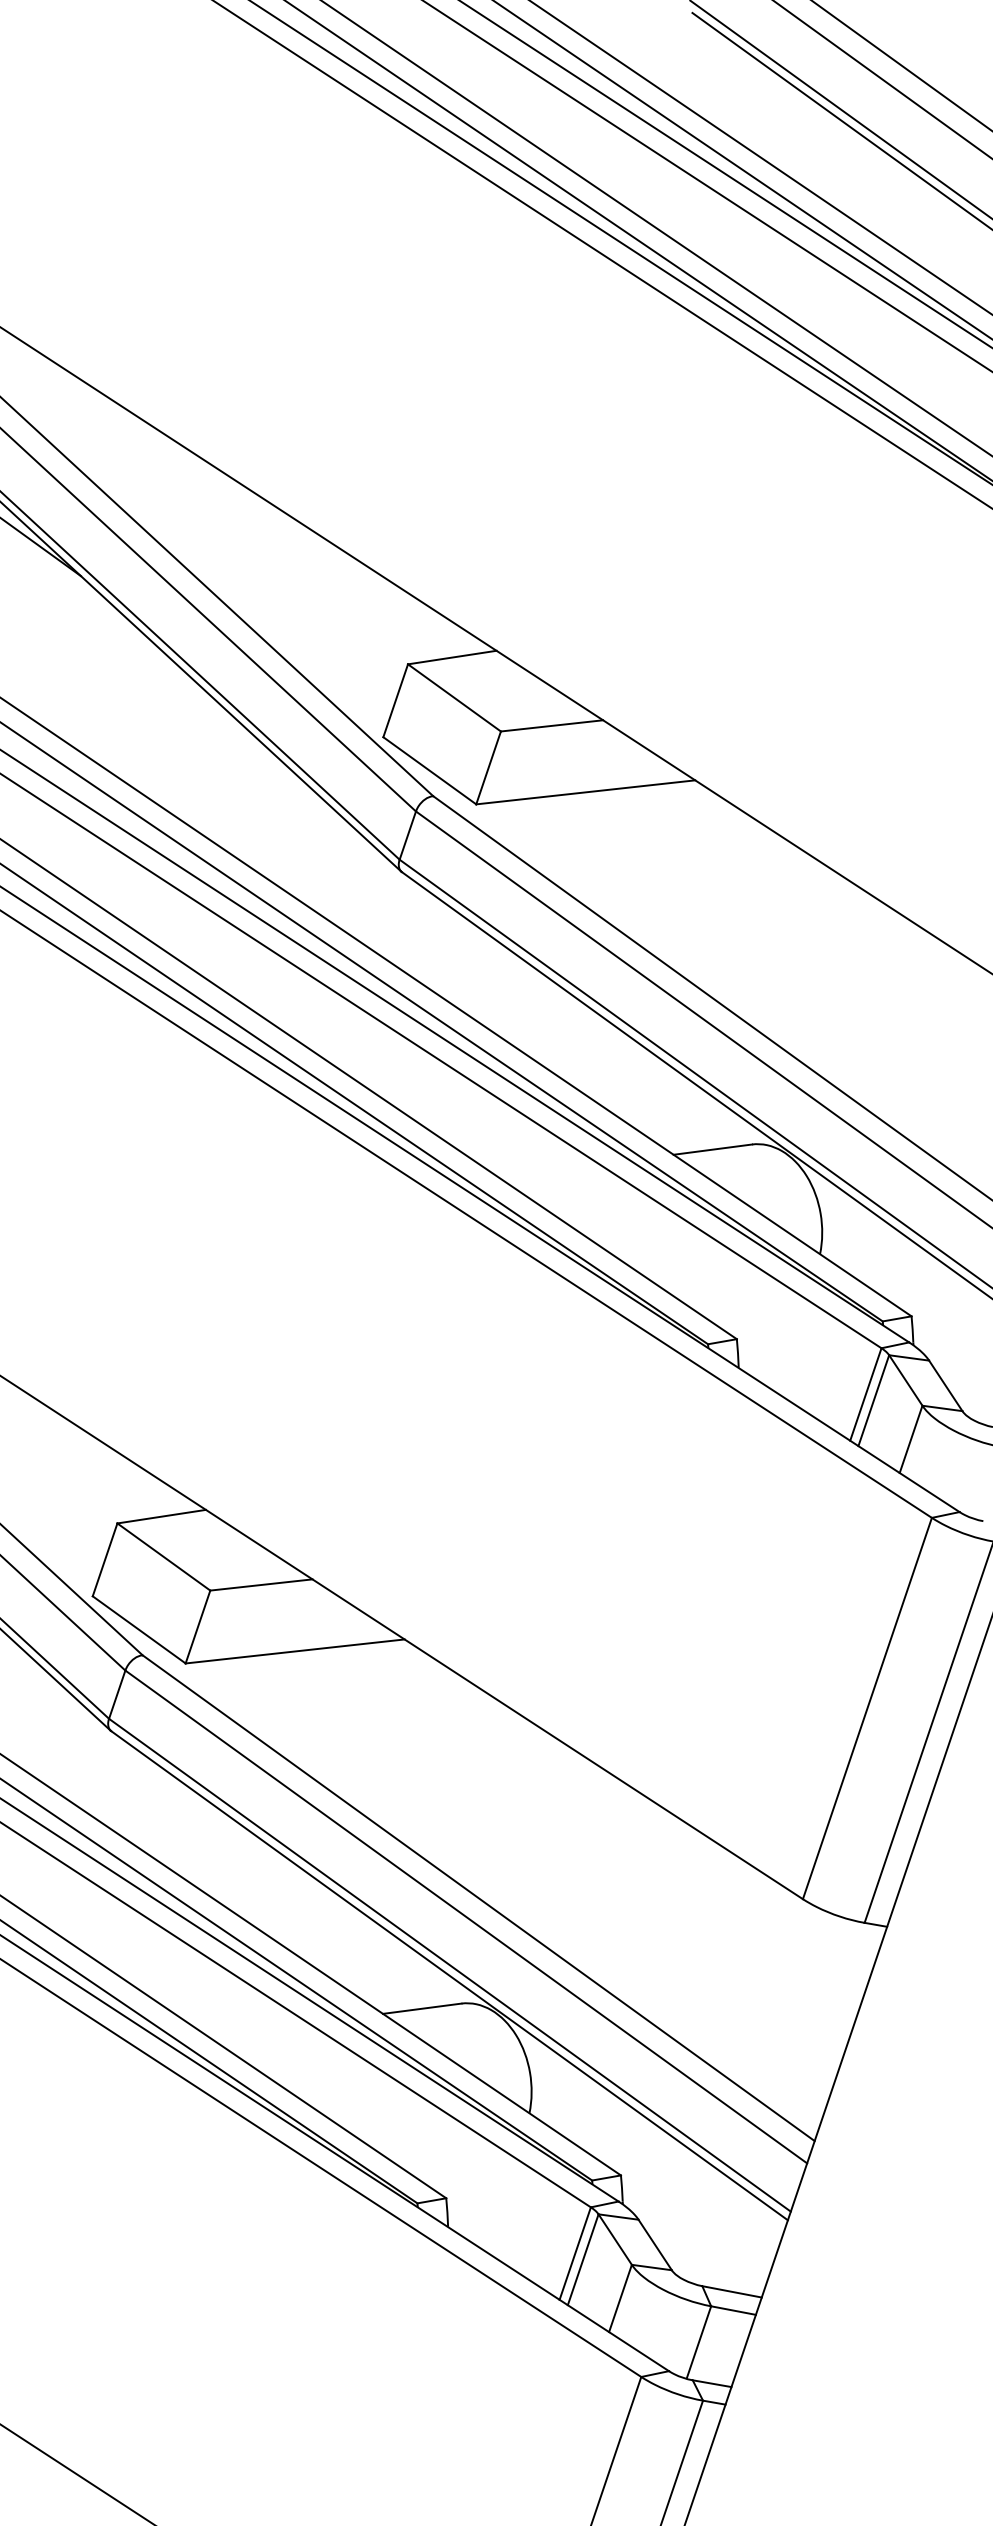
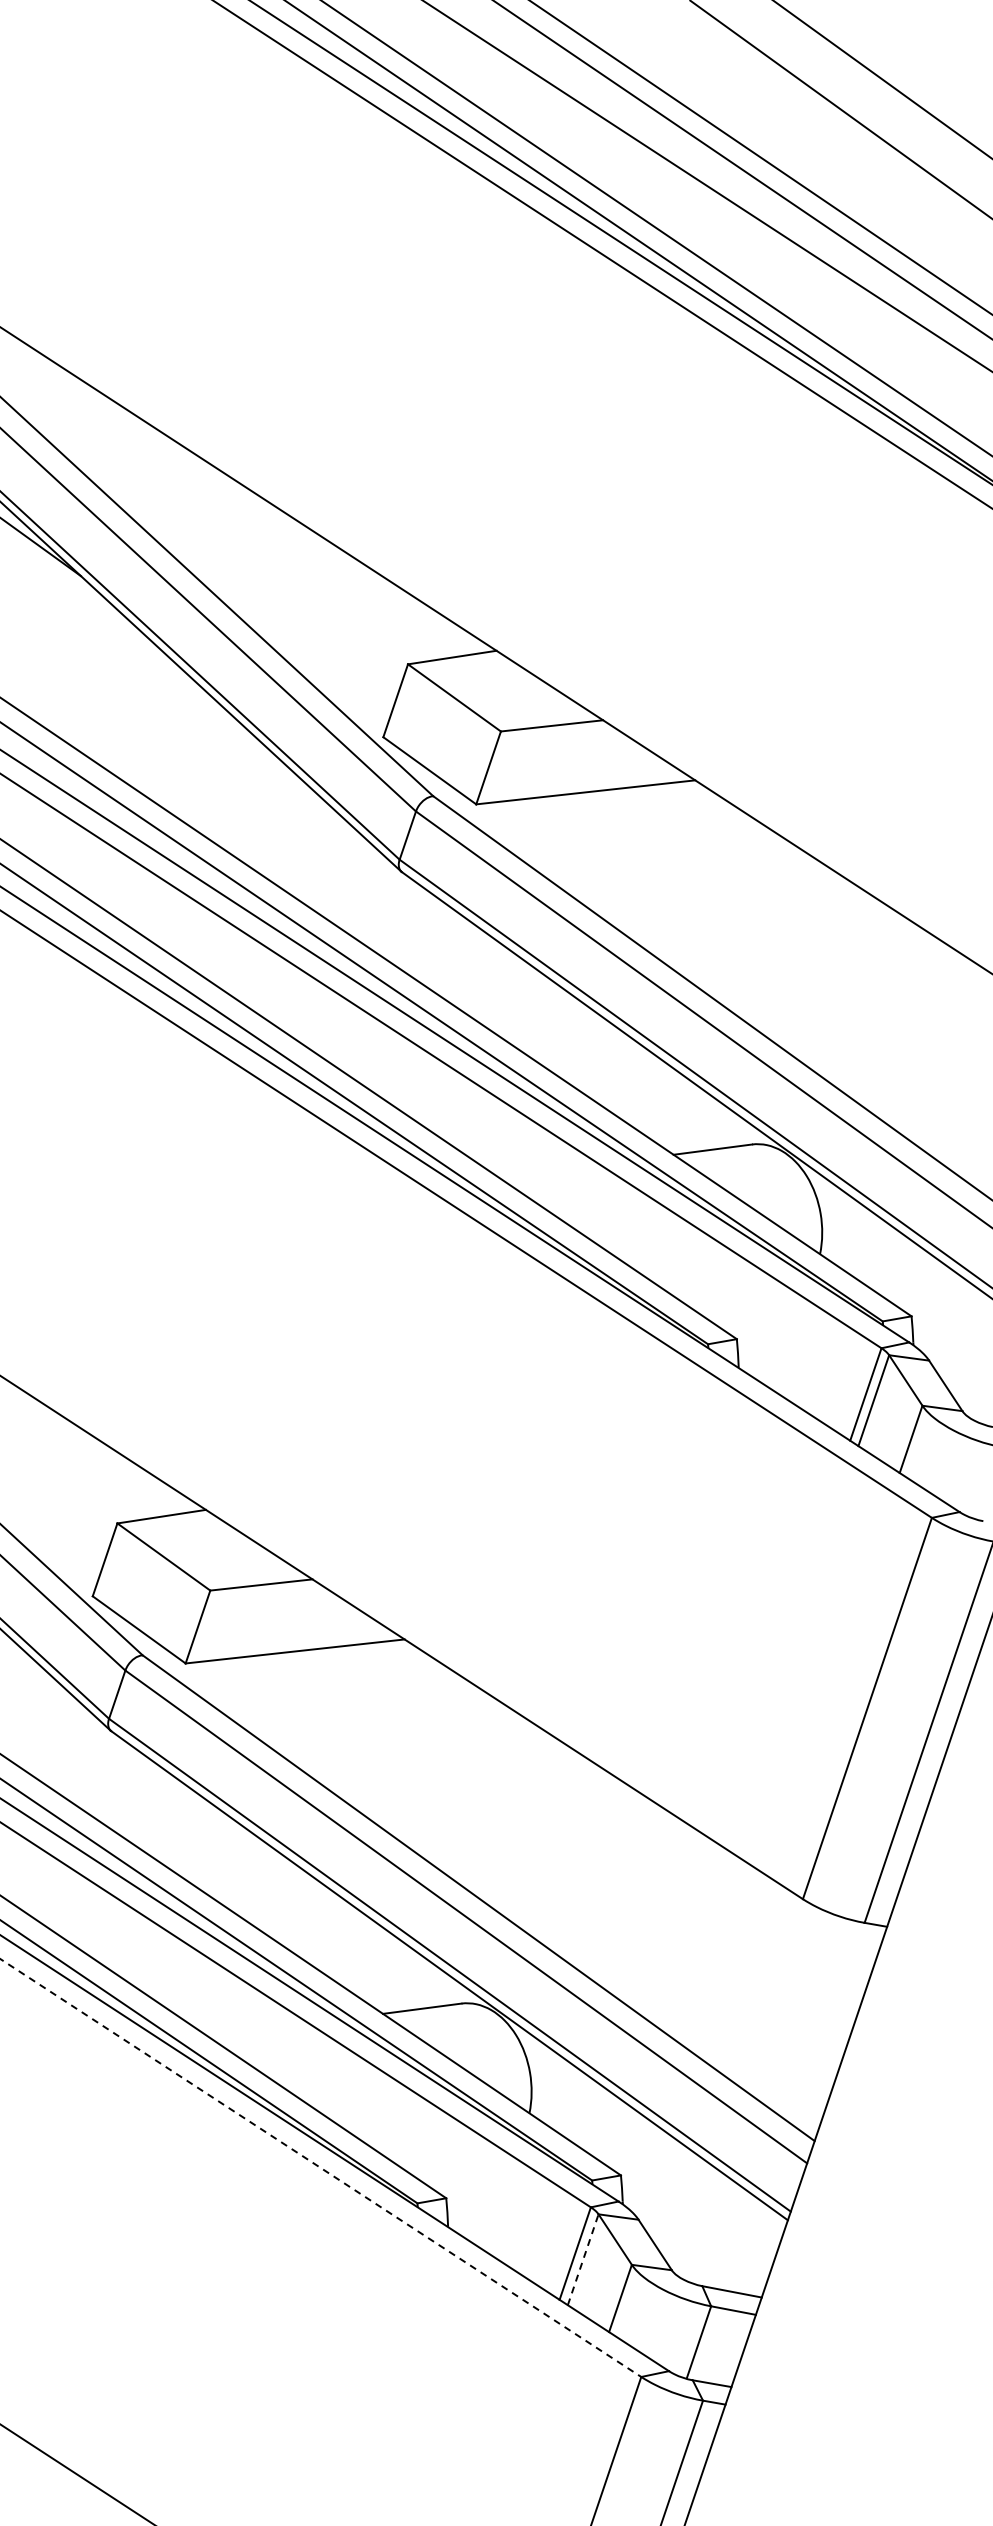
line: present -> none (901, 65)
line: present -> none (840, 119)
line: present -> none (725, 174)
line: solid -> dashed (320, 2167)
line: solid -> dashed (583, 2259)
